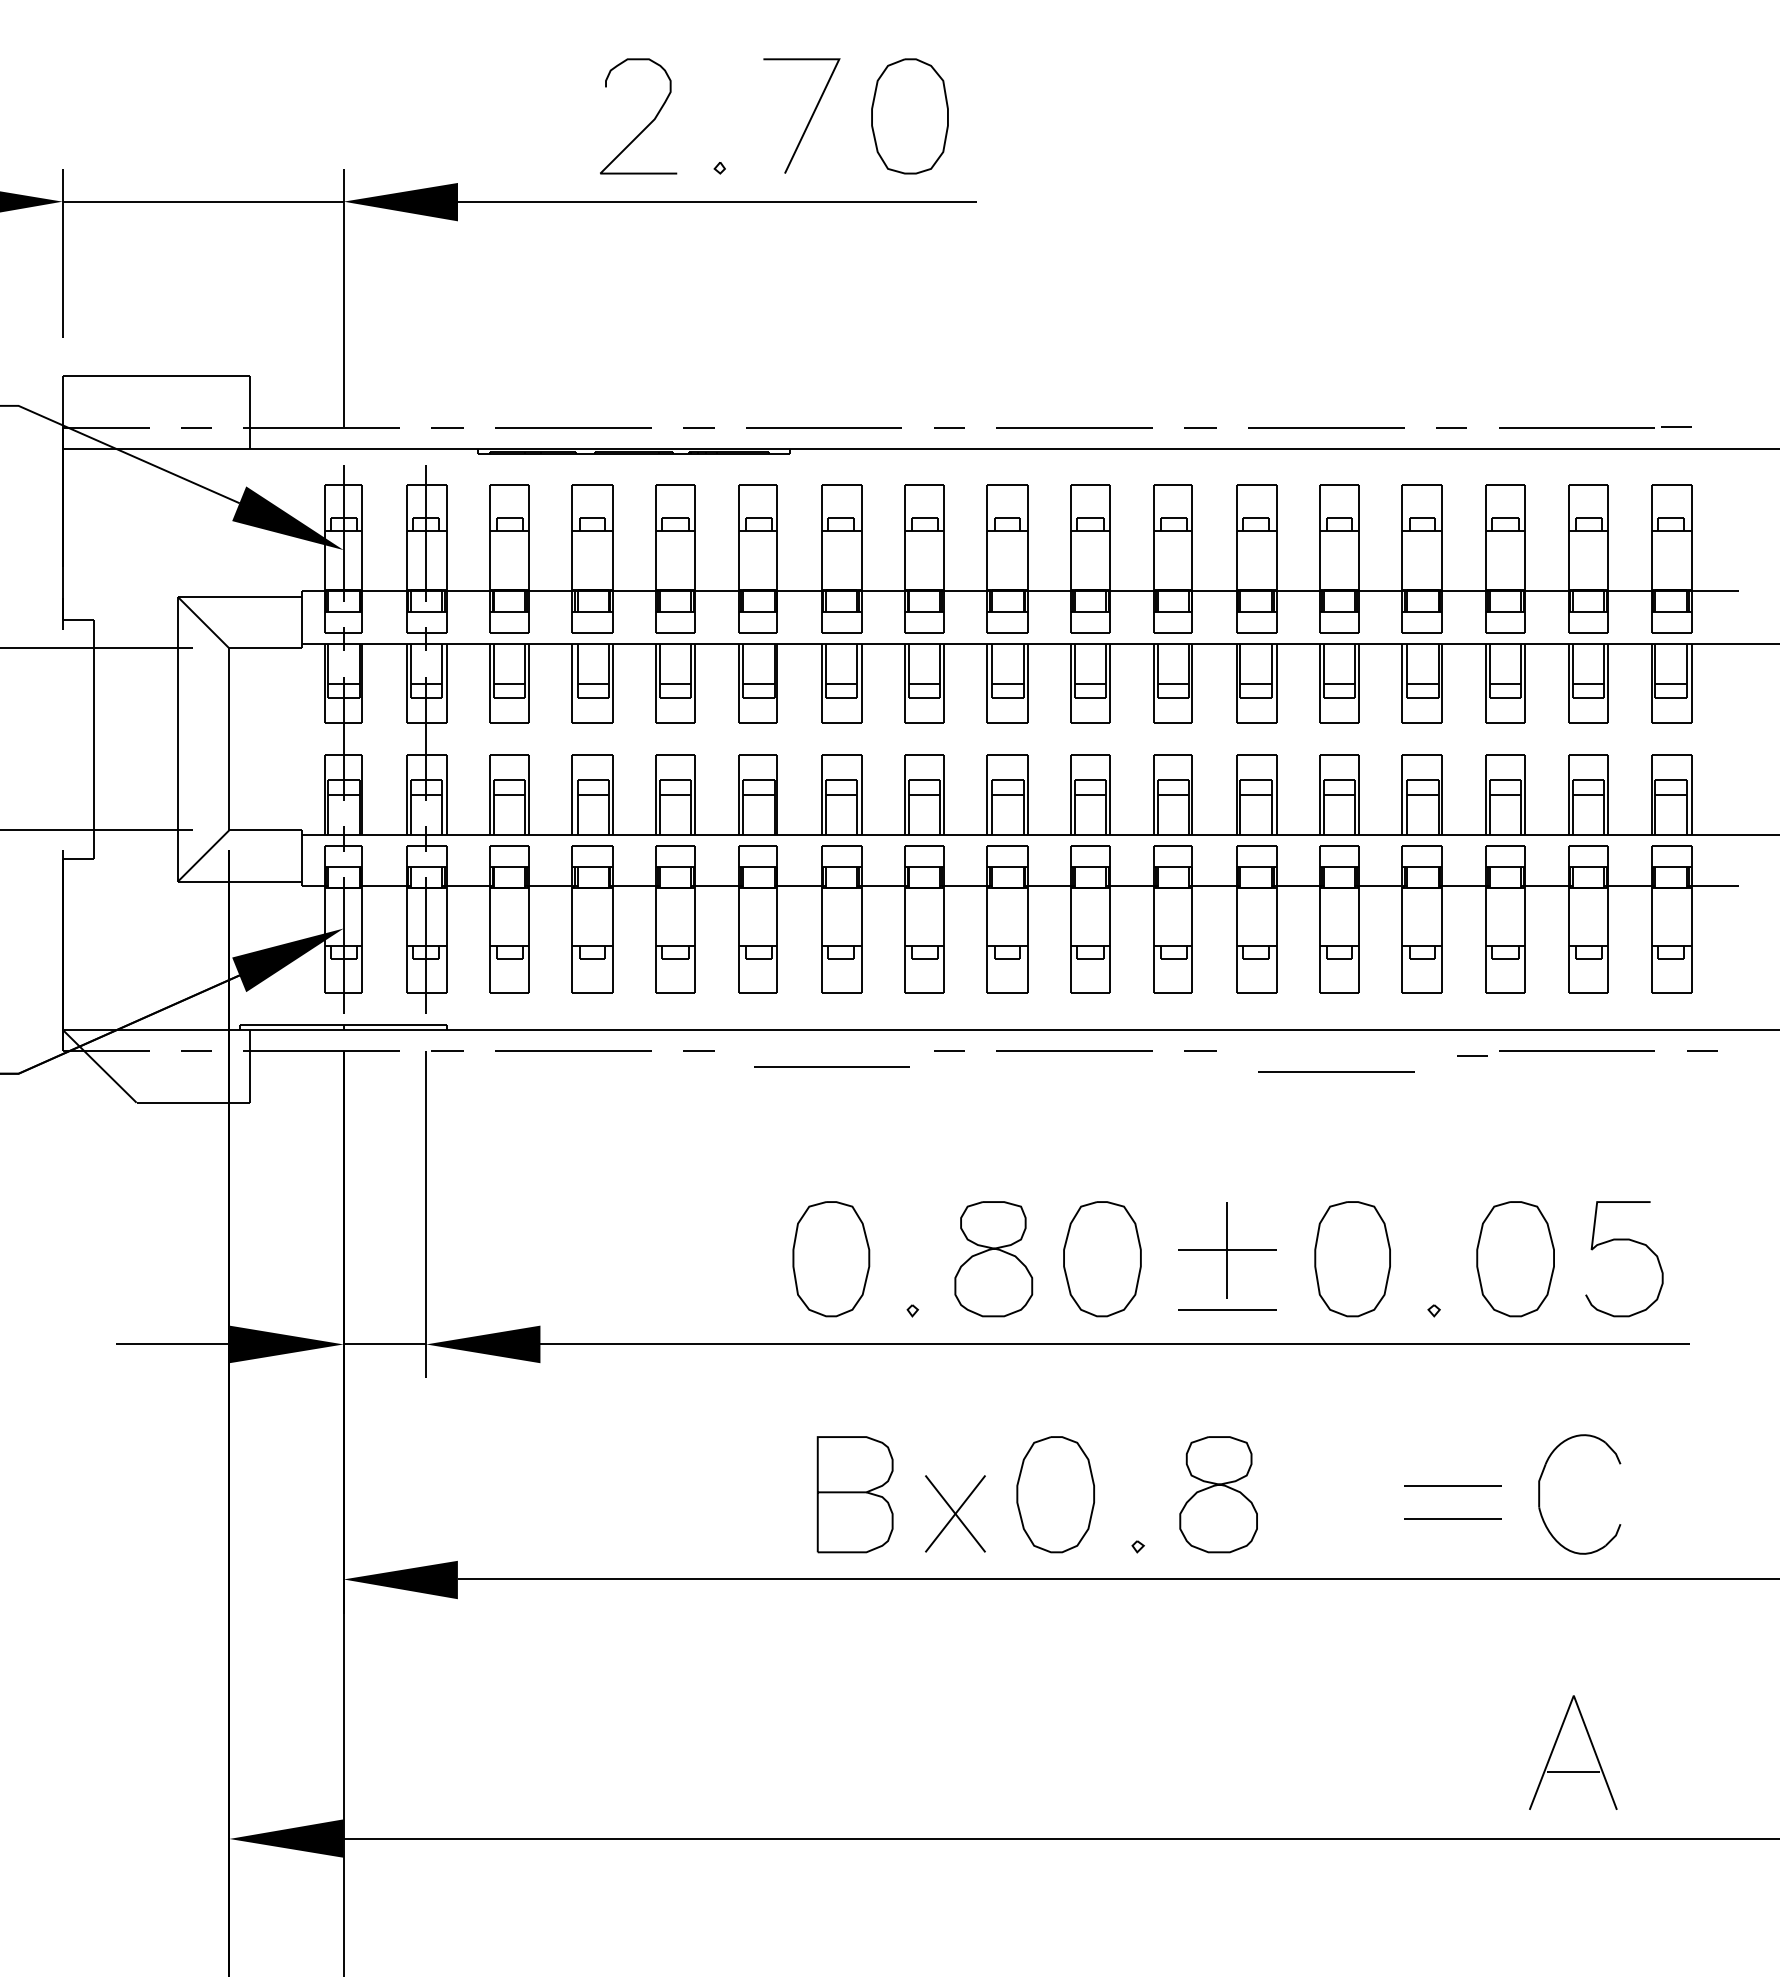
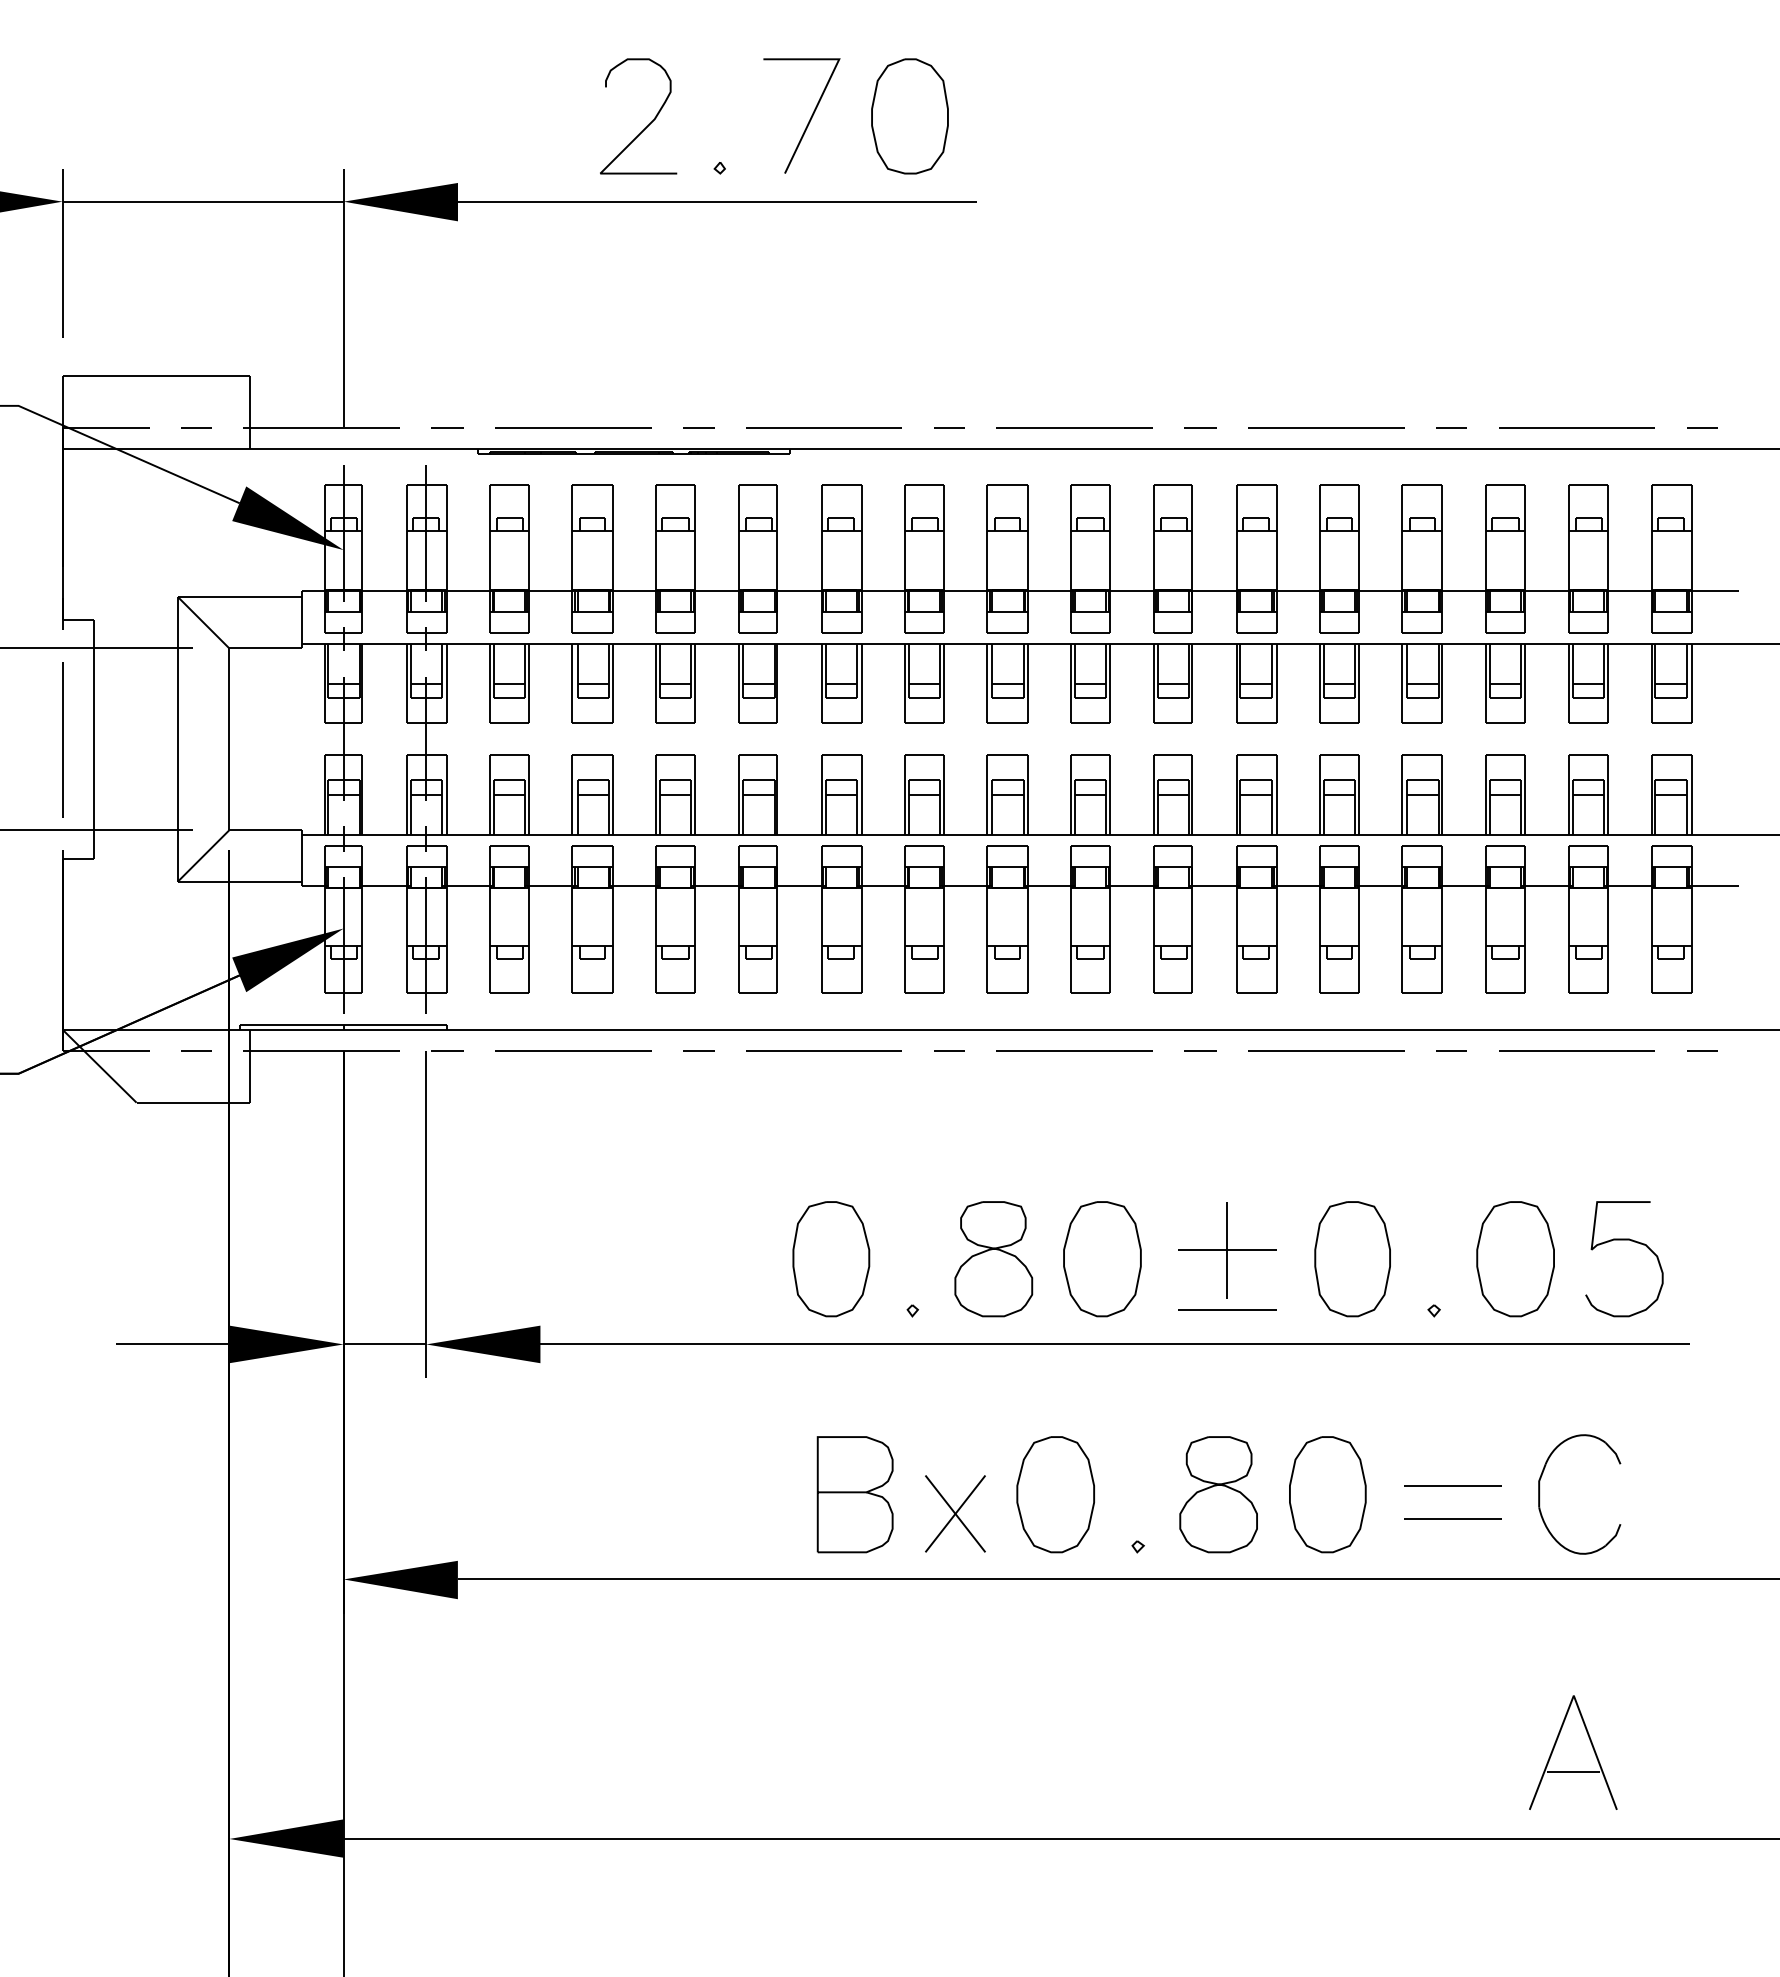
line position: (1676, 426) -> (1702, 427) (1702, 427)
line: none -> present (62, 739)
line position: (1472, 1055) -> (1451, 1050) (1451, 1050)
line position: (831, 1066) -> (823, 1050) (823, 1050)
line position: (1336, 1071) -> (1326, 1050) (1326, 1050)
part: none -> present (1327, 1494)
